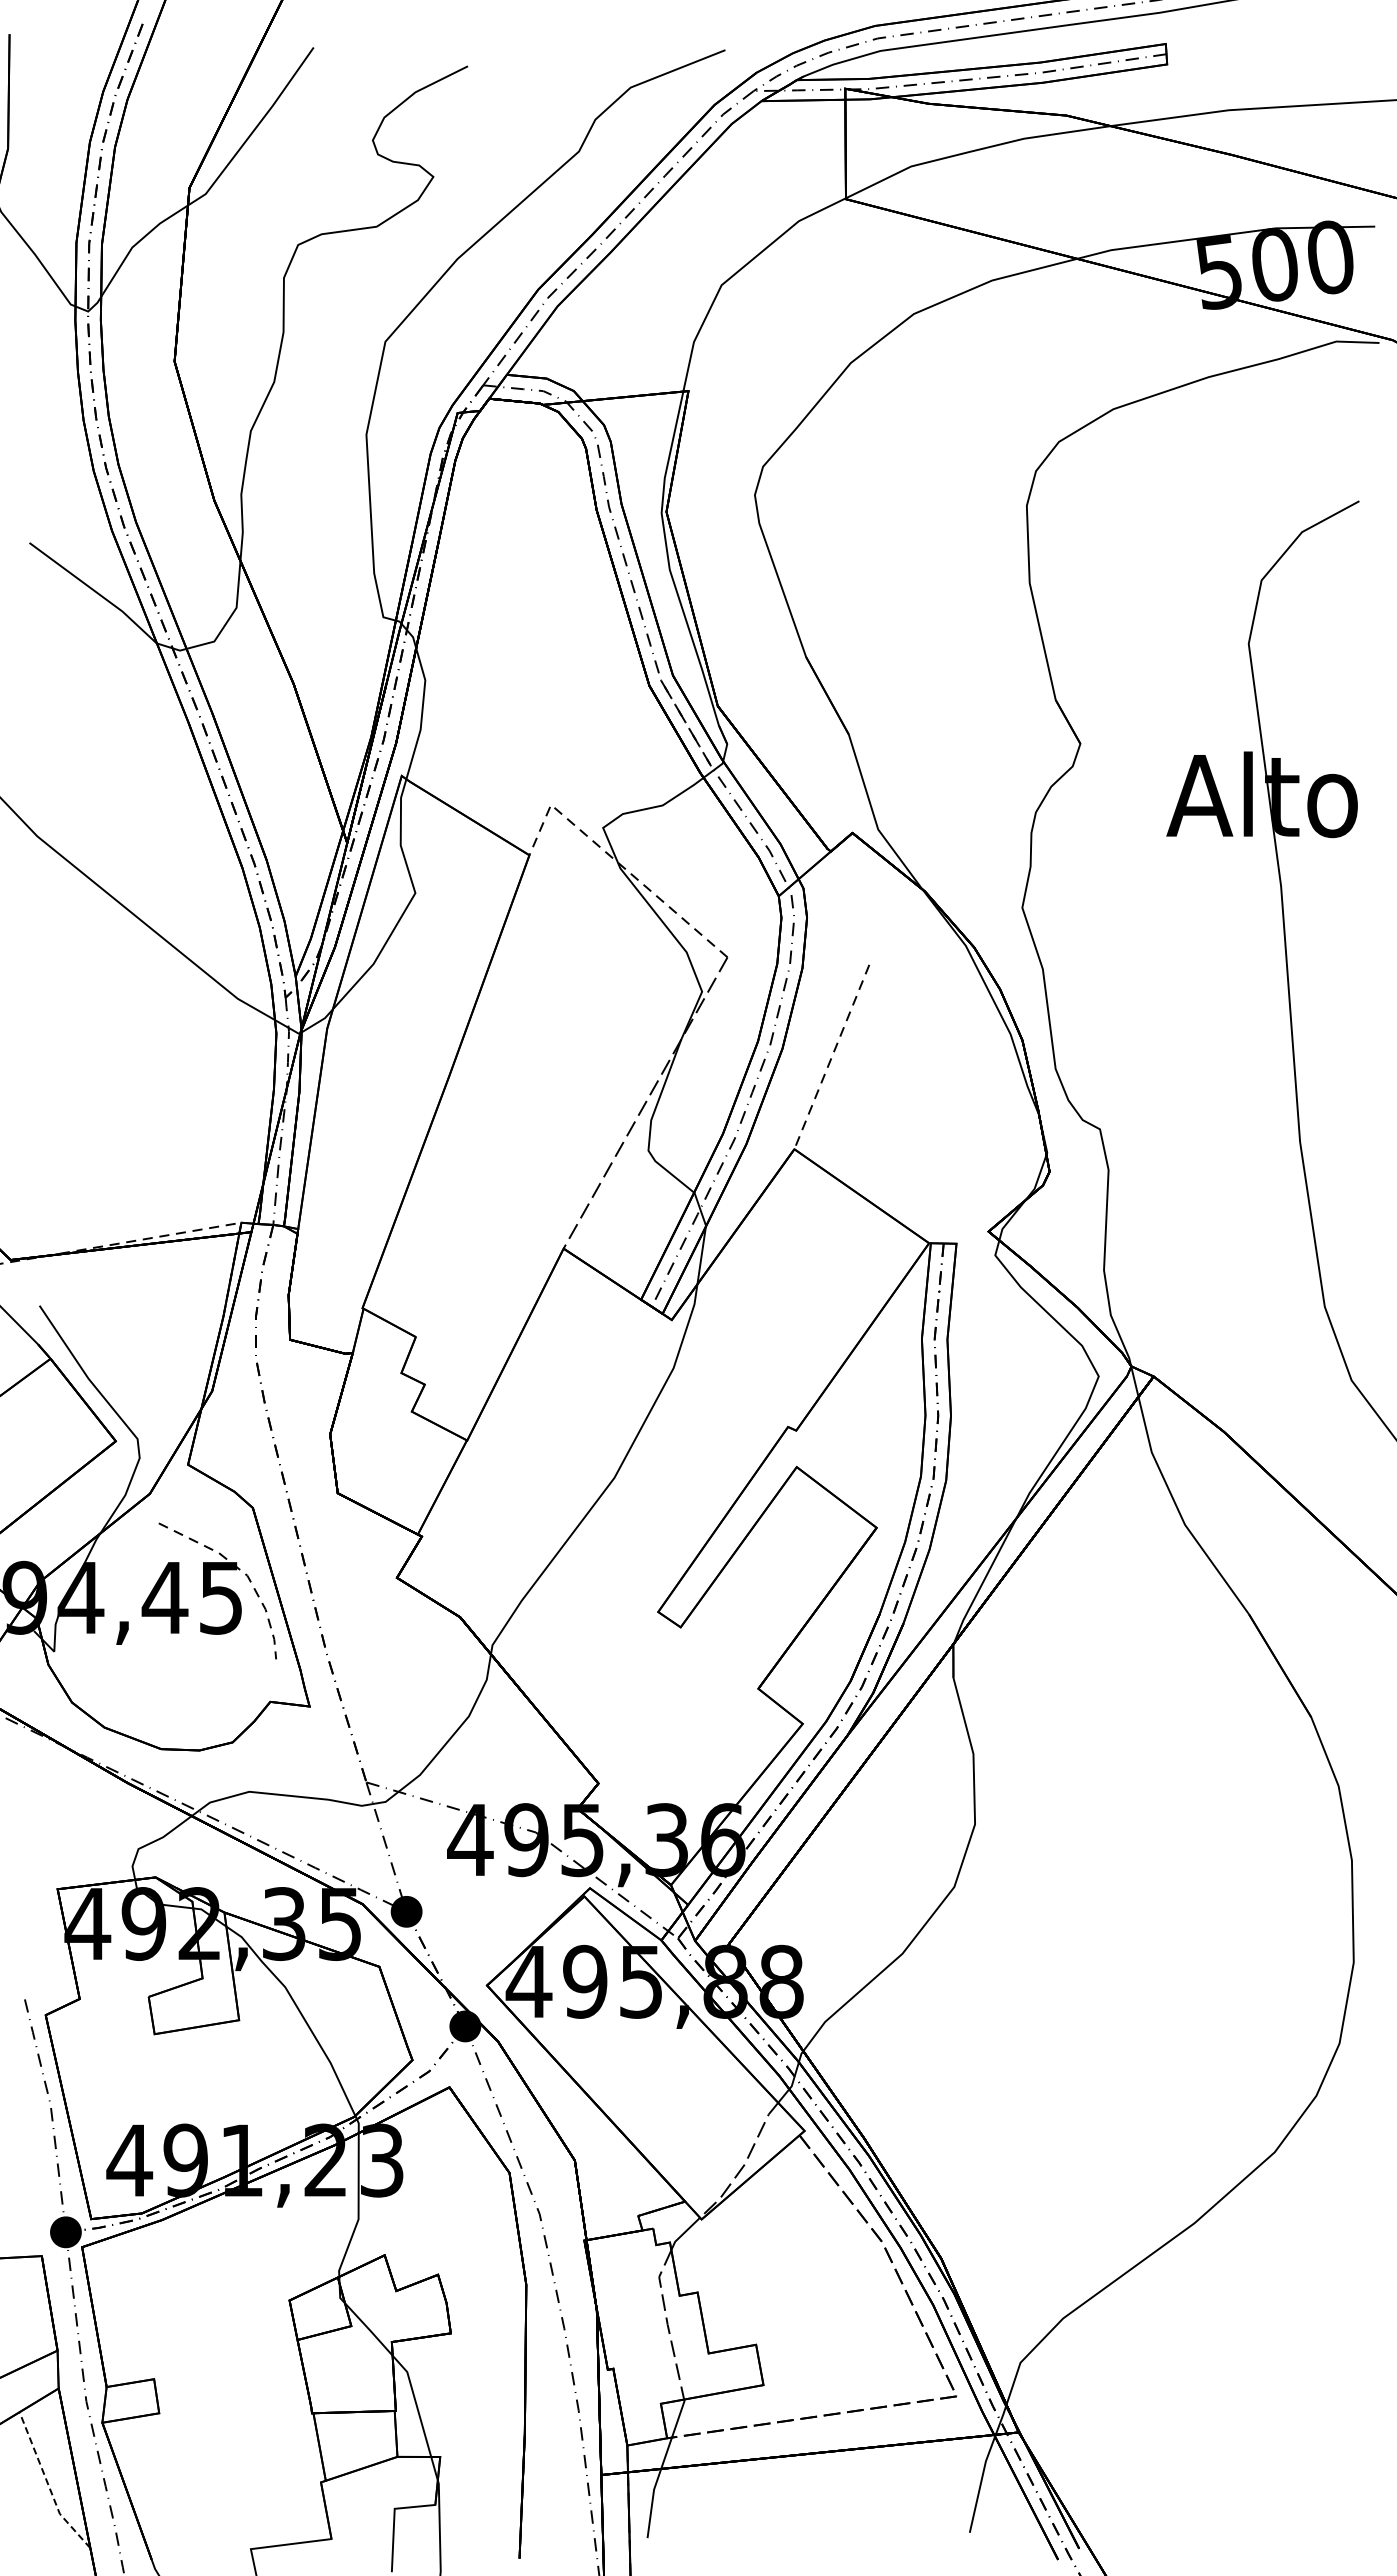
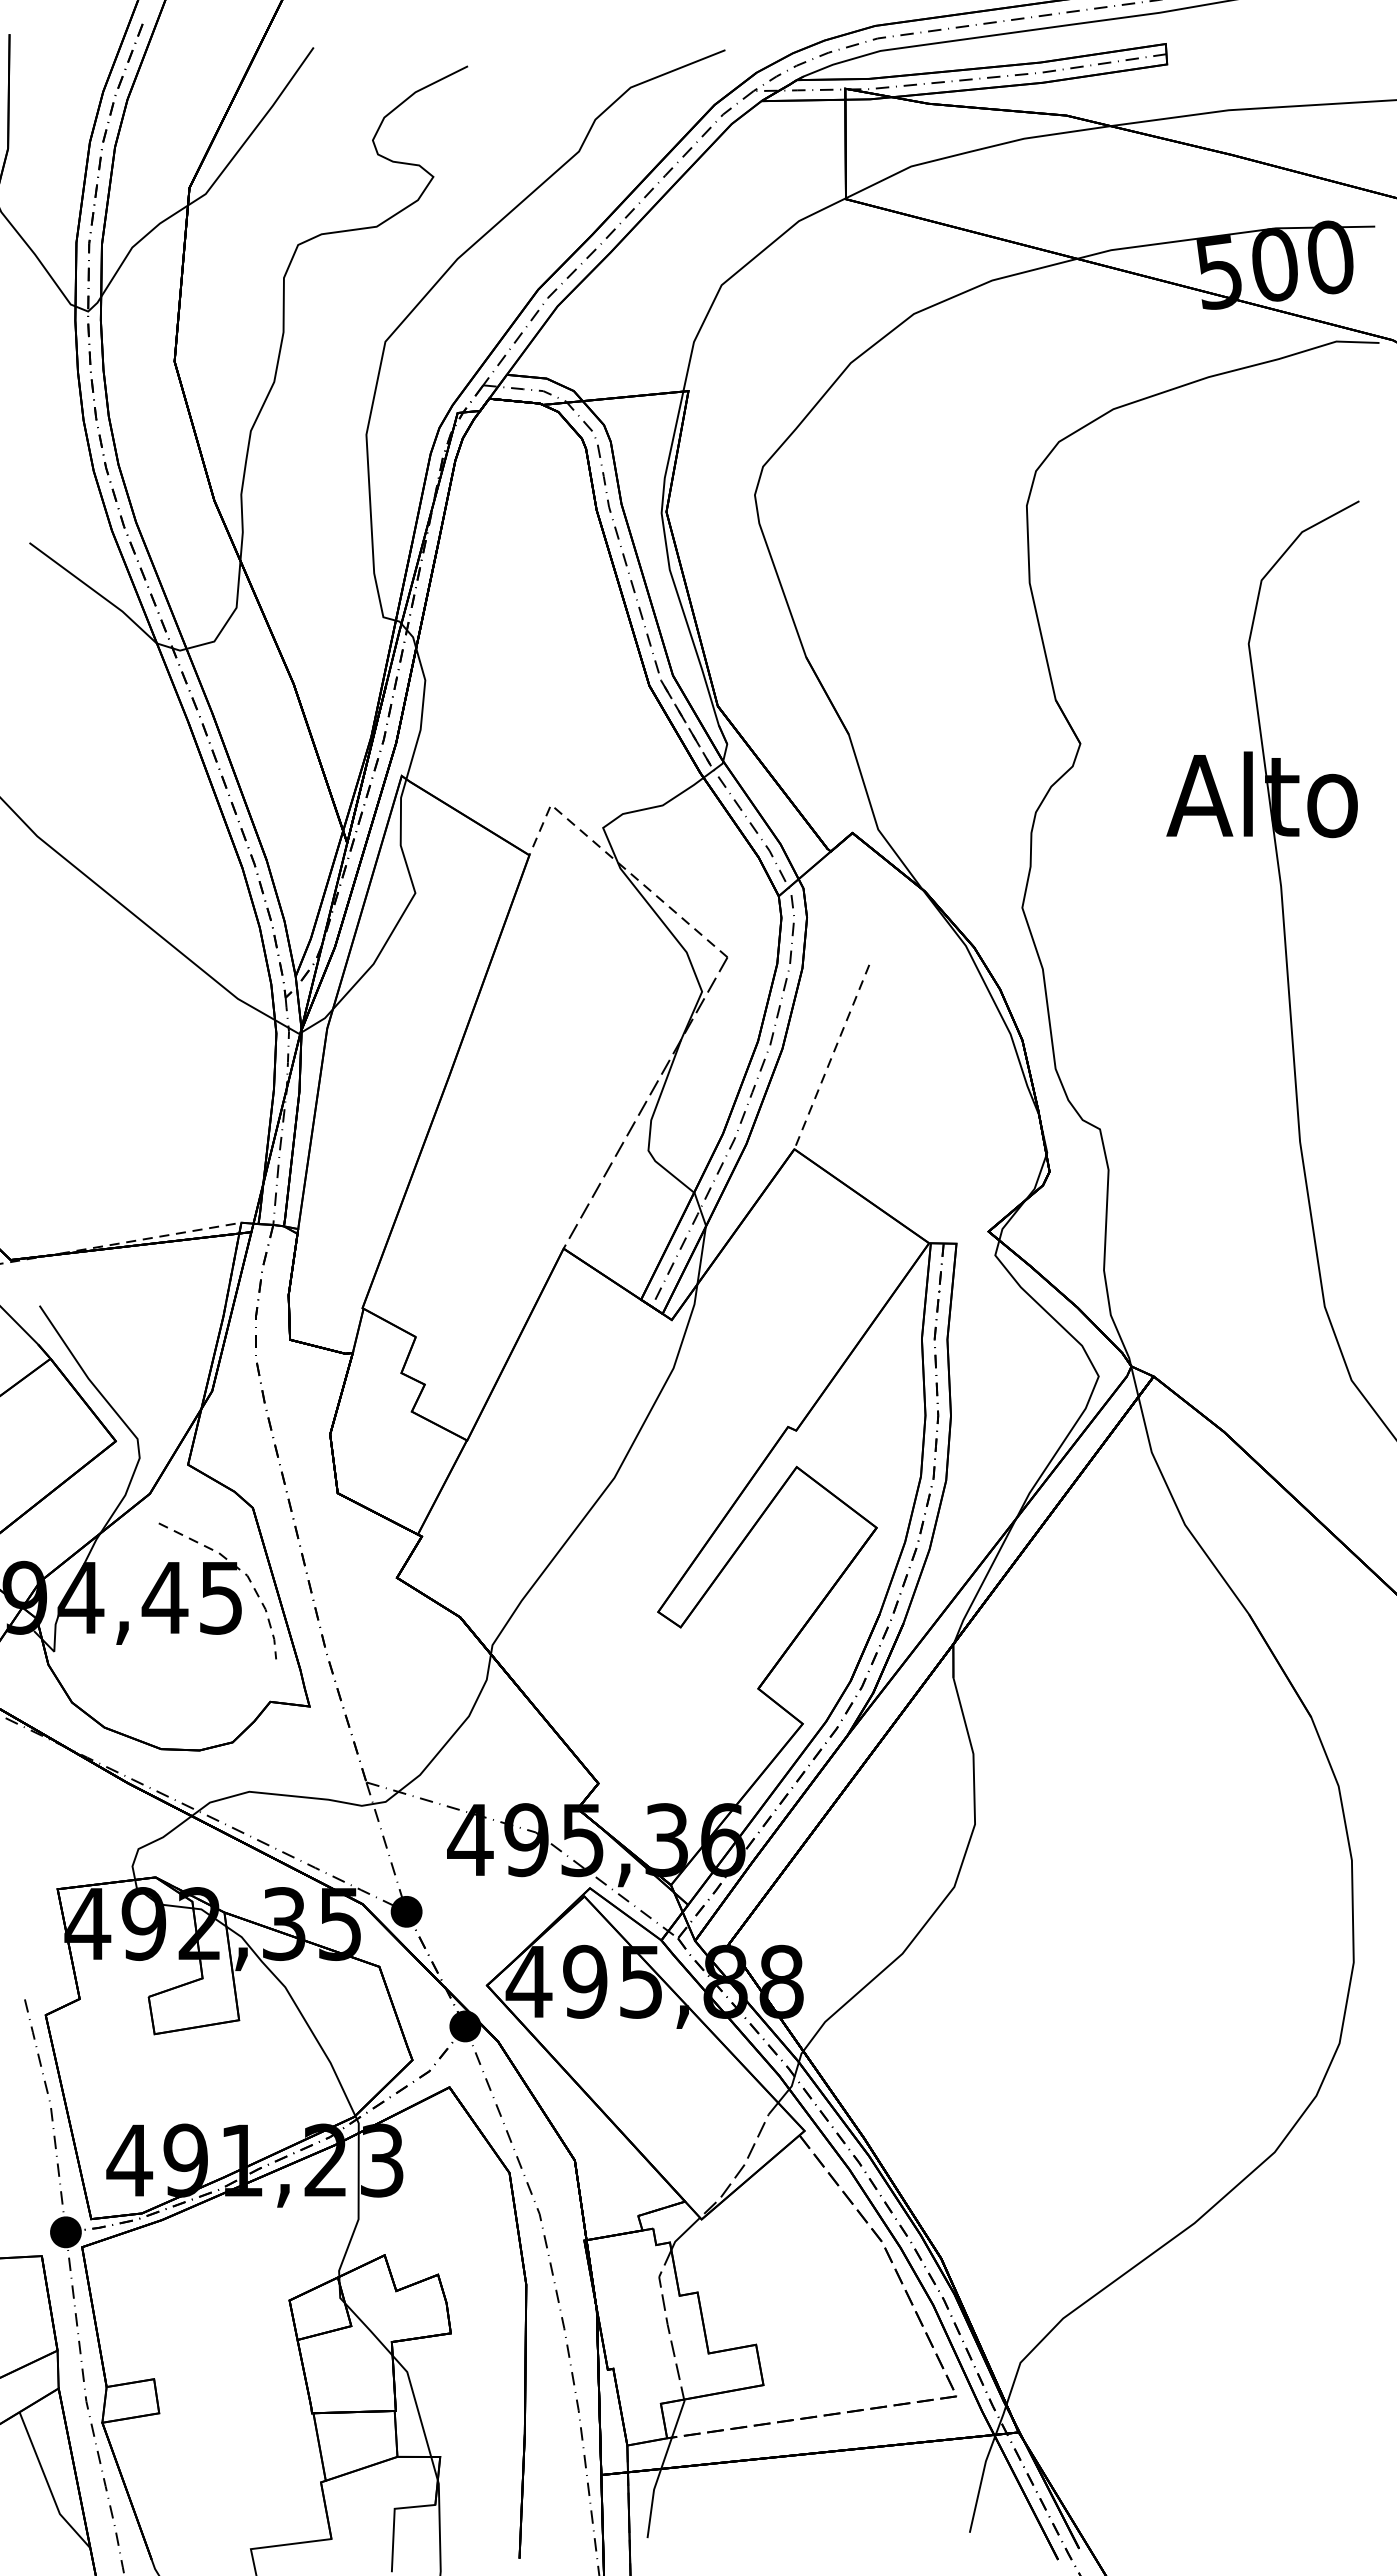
line: dashed -> solid (48, 2484)
